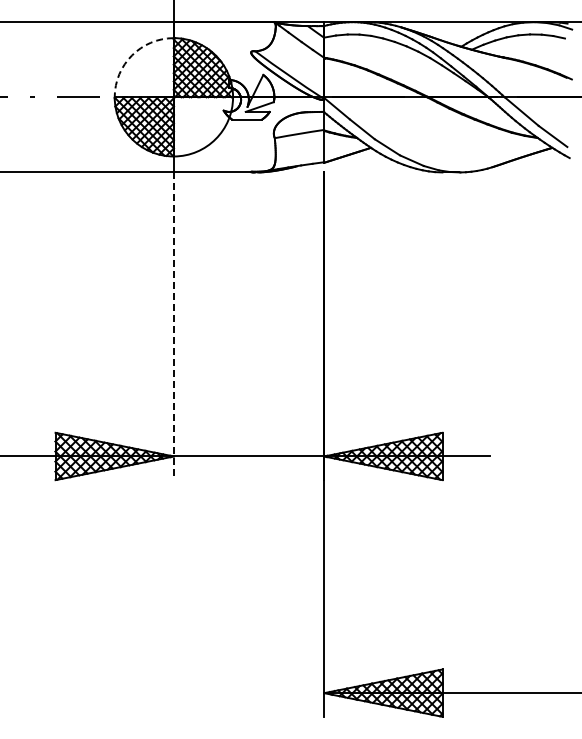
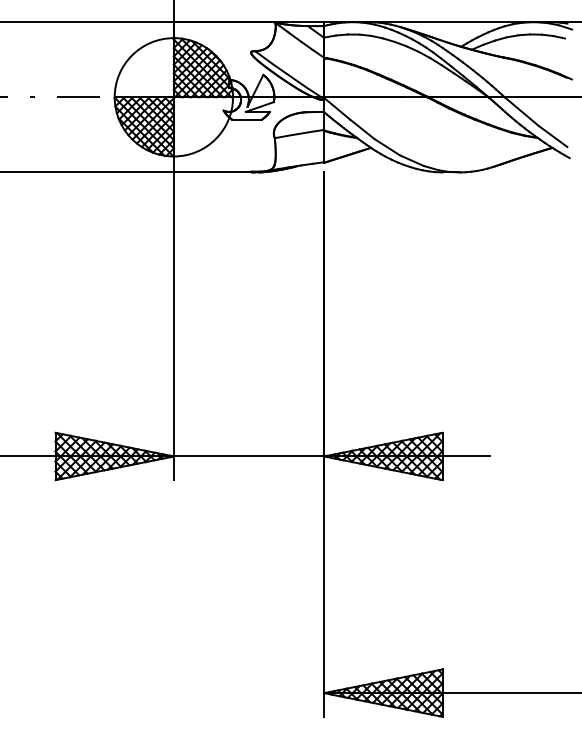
arc: dashed -> solid (132, 55)
line: dashed -> solid (173, 326)
